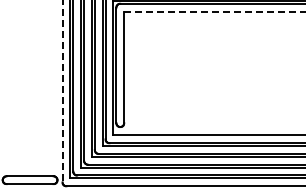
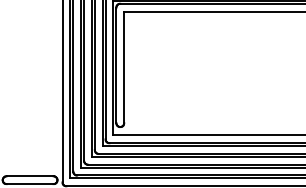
line: dashed -> solid (214, 11)
line: dashed -> solid (62, 91)
